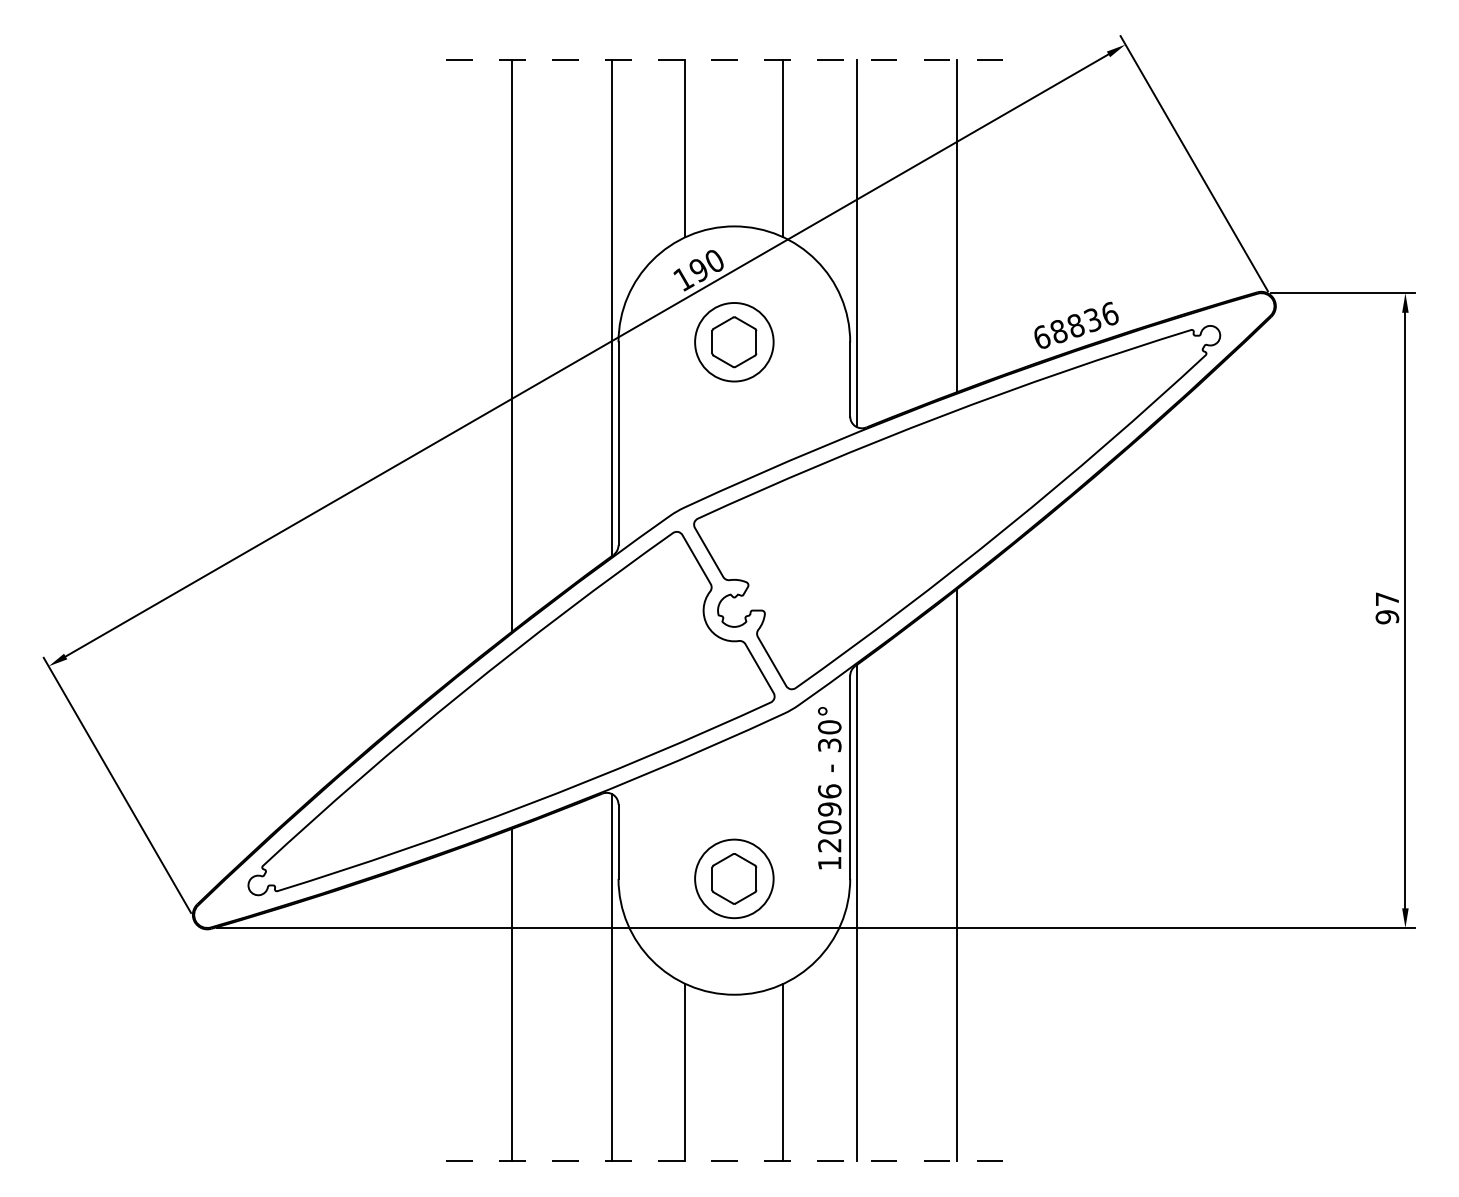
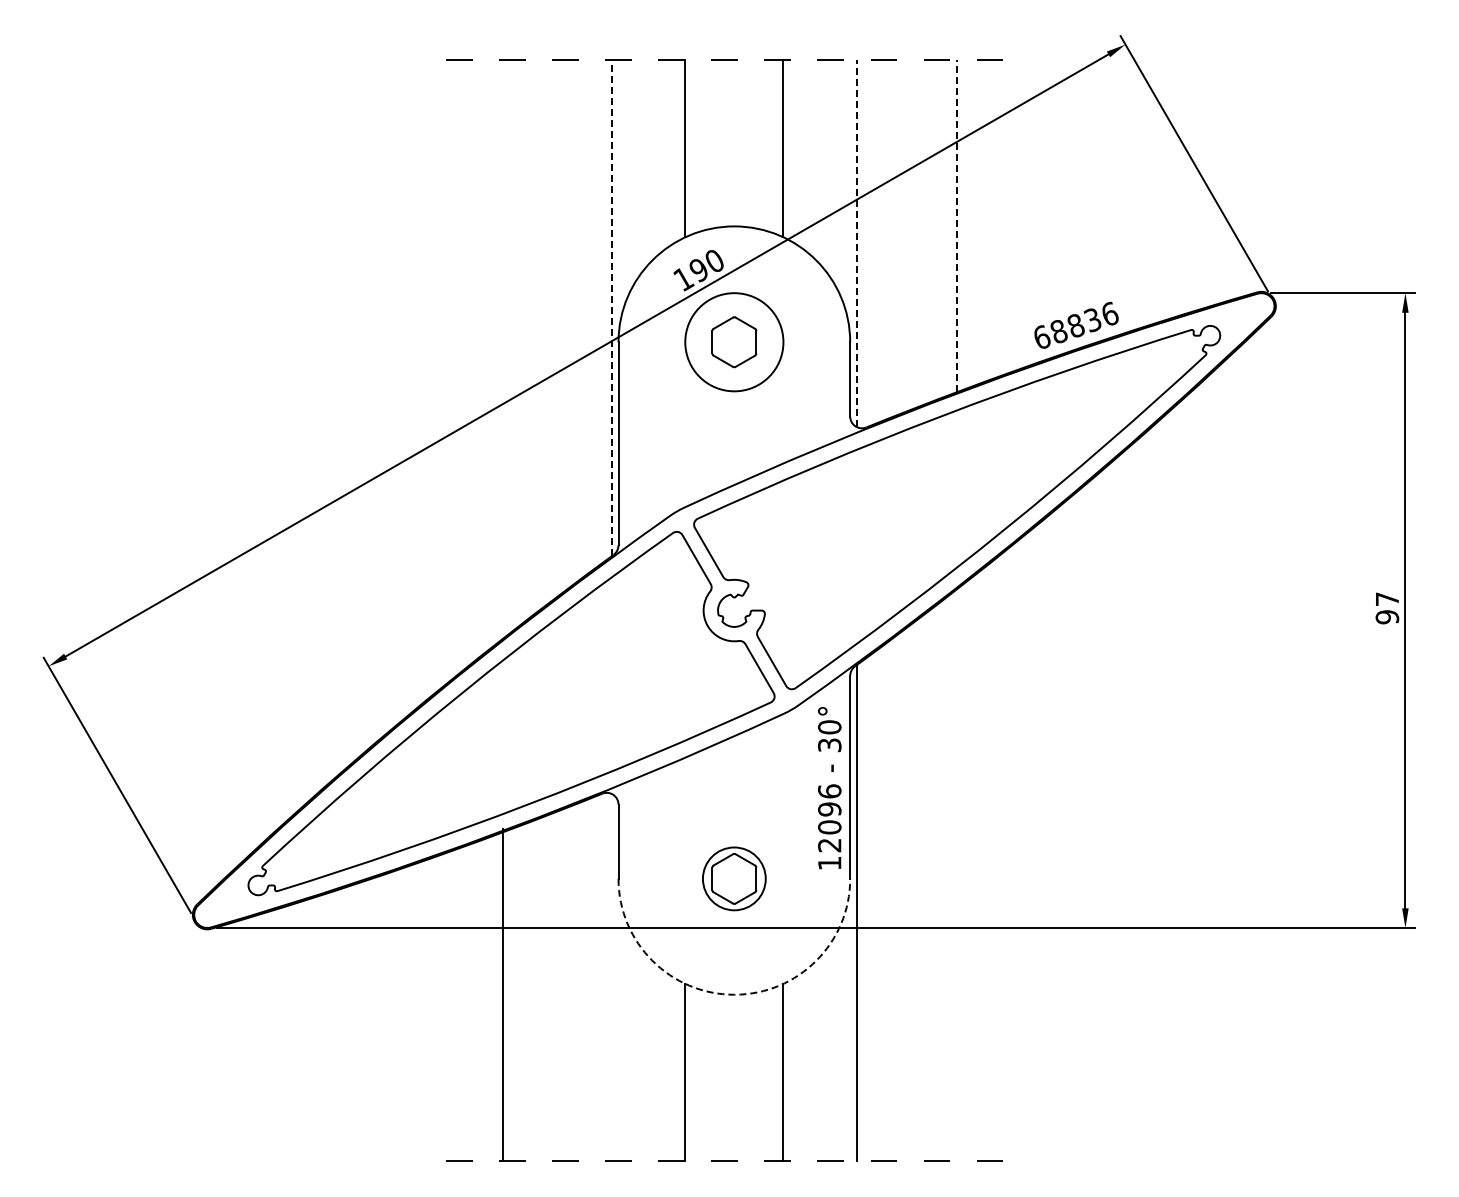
line: solid -> dashed (956, 226)
line: solid -> dashed (857, 243)
line: solid -> dashed (611, 308)
circle diameter: 79 px -> 98 px (734, 342)
line: present -> none (511, 345)
line: present -> none (956, 874)
circle diameter: 79 px -> 63 px (733, 878)
line: present -> none (611, 976)
line position: (511, 994) -> (502, 994) (502, 994)
arc: solid -> dashed (734, 994)
